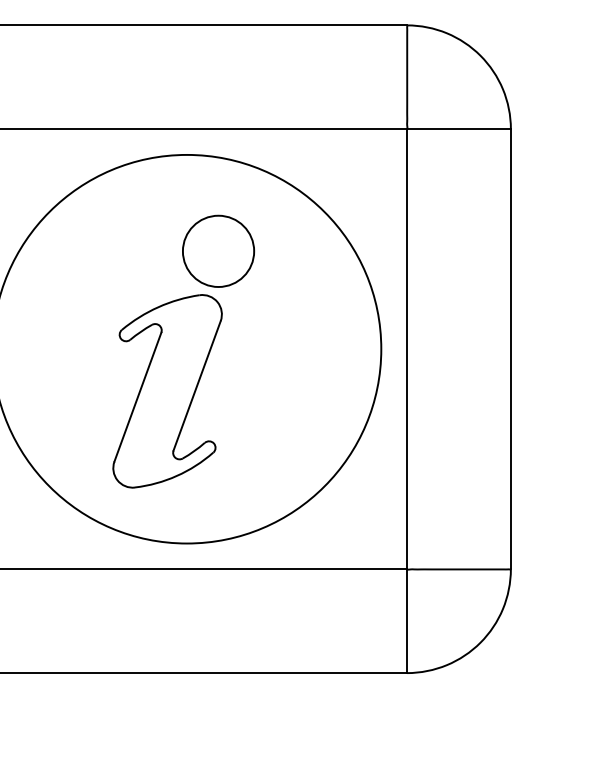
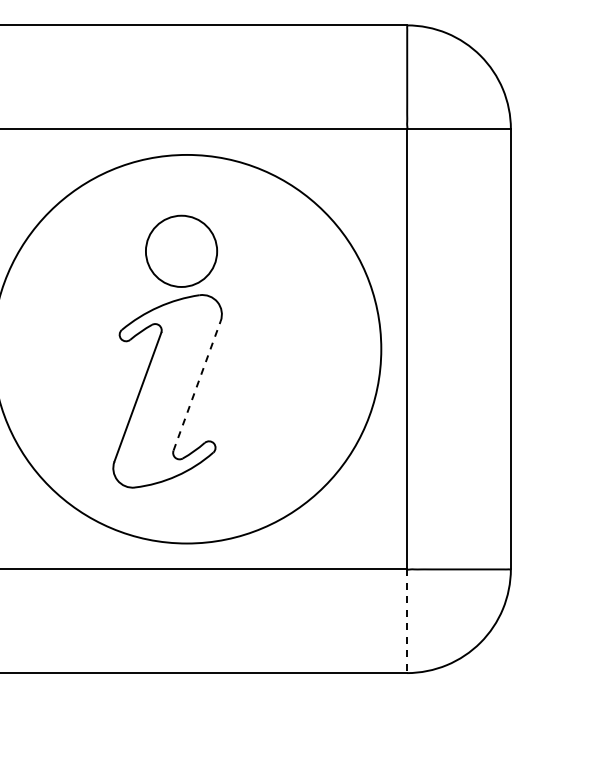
circle position: (218, 250) -> (181, 250) (181, 250)
line: solid -> dashed (197, 385)
line: solid -> dashed (407, 621)
